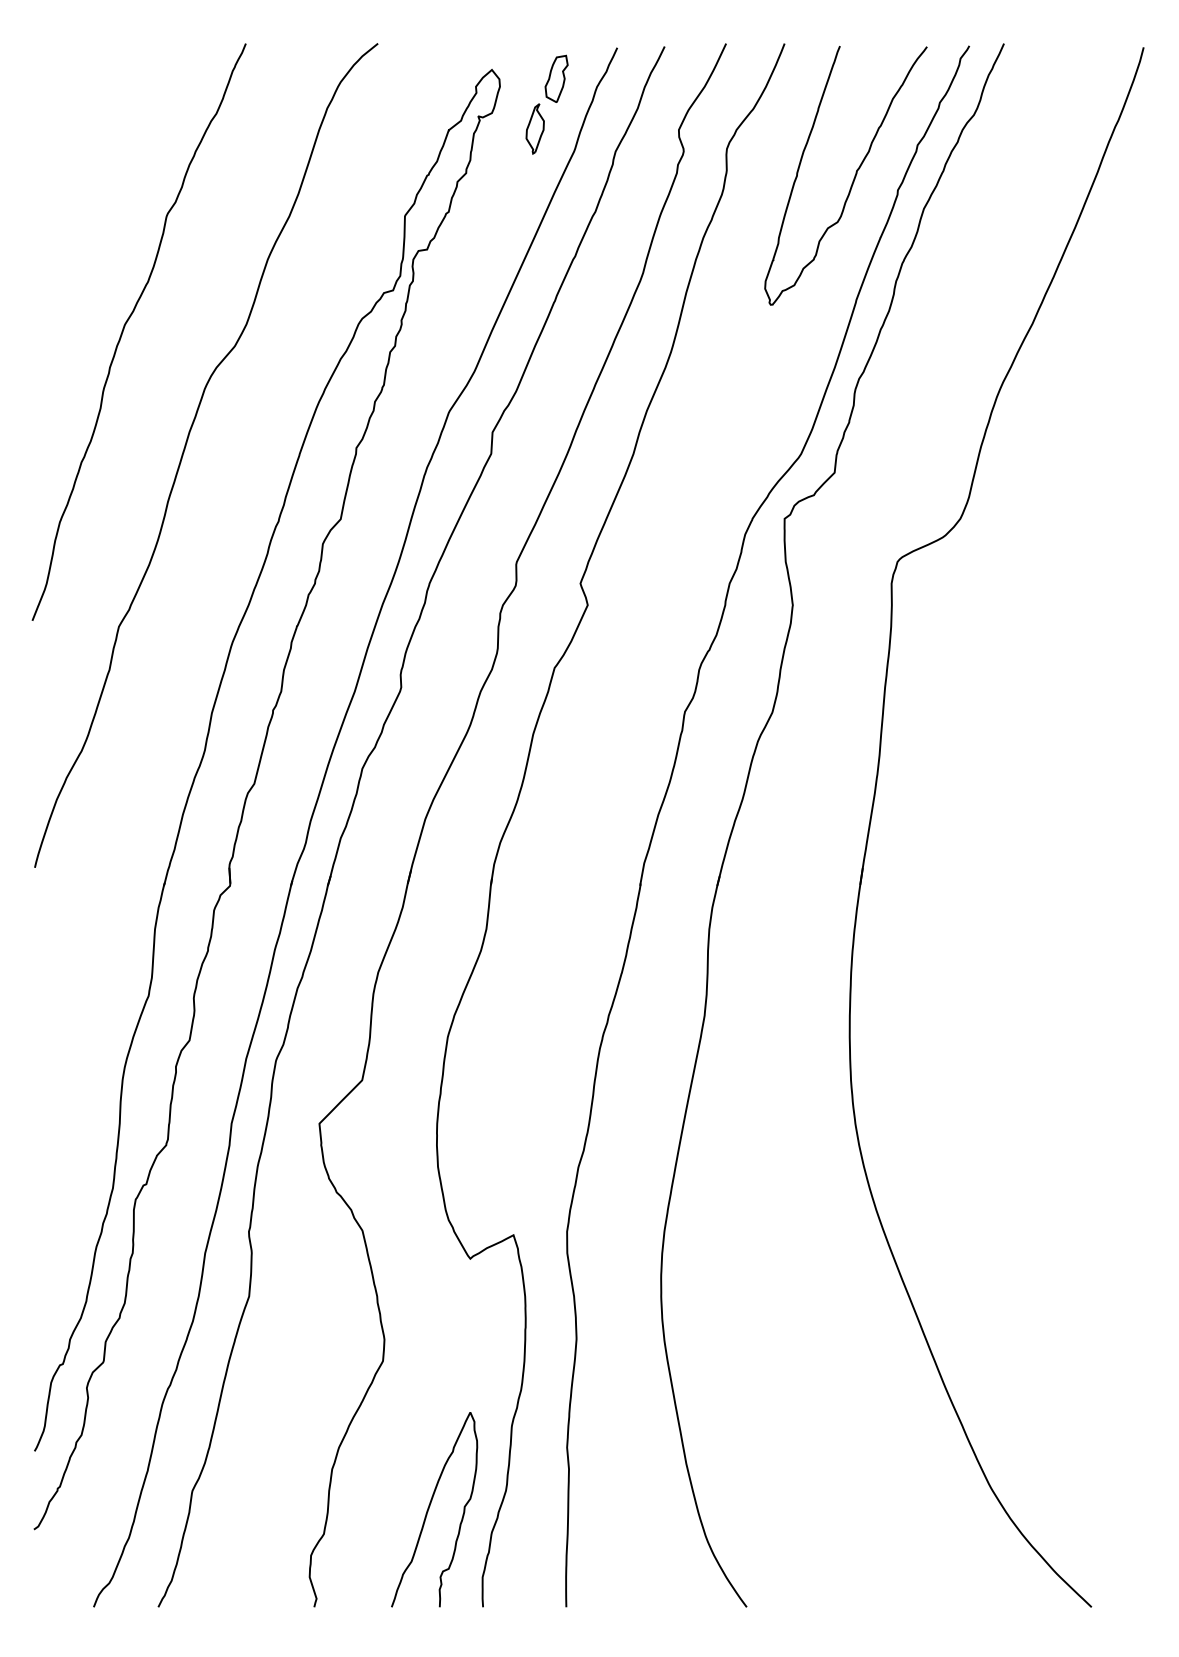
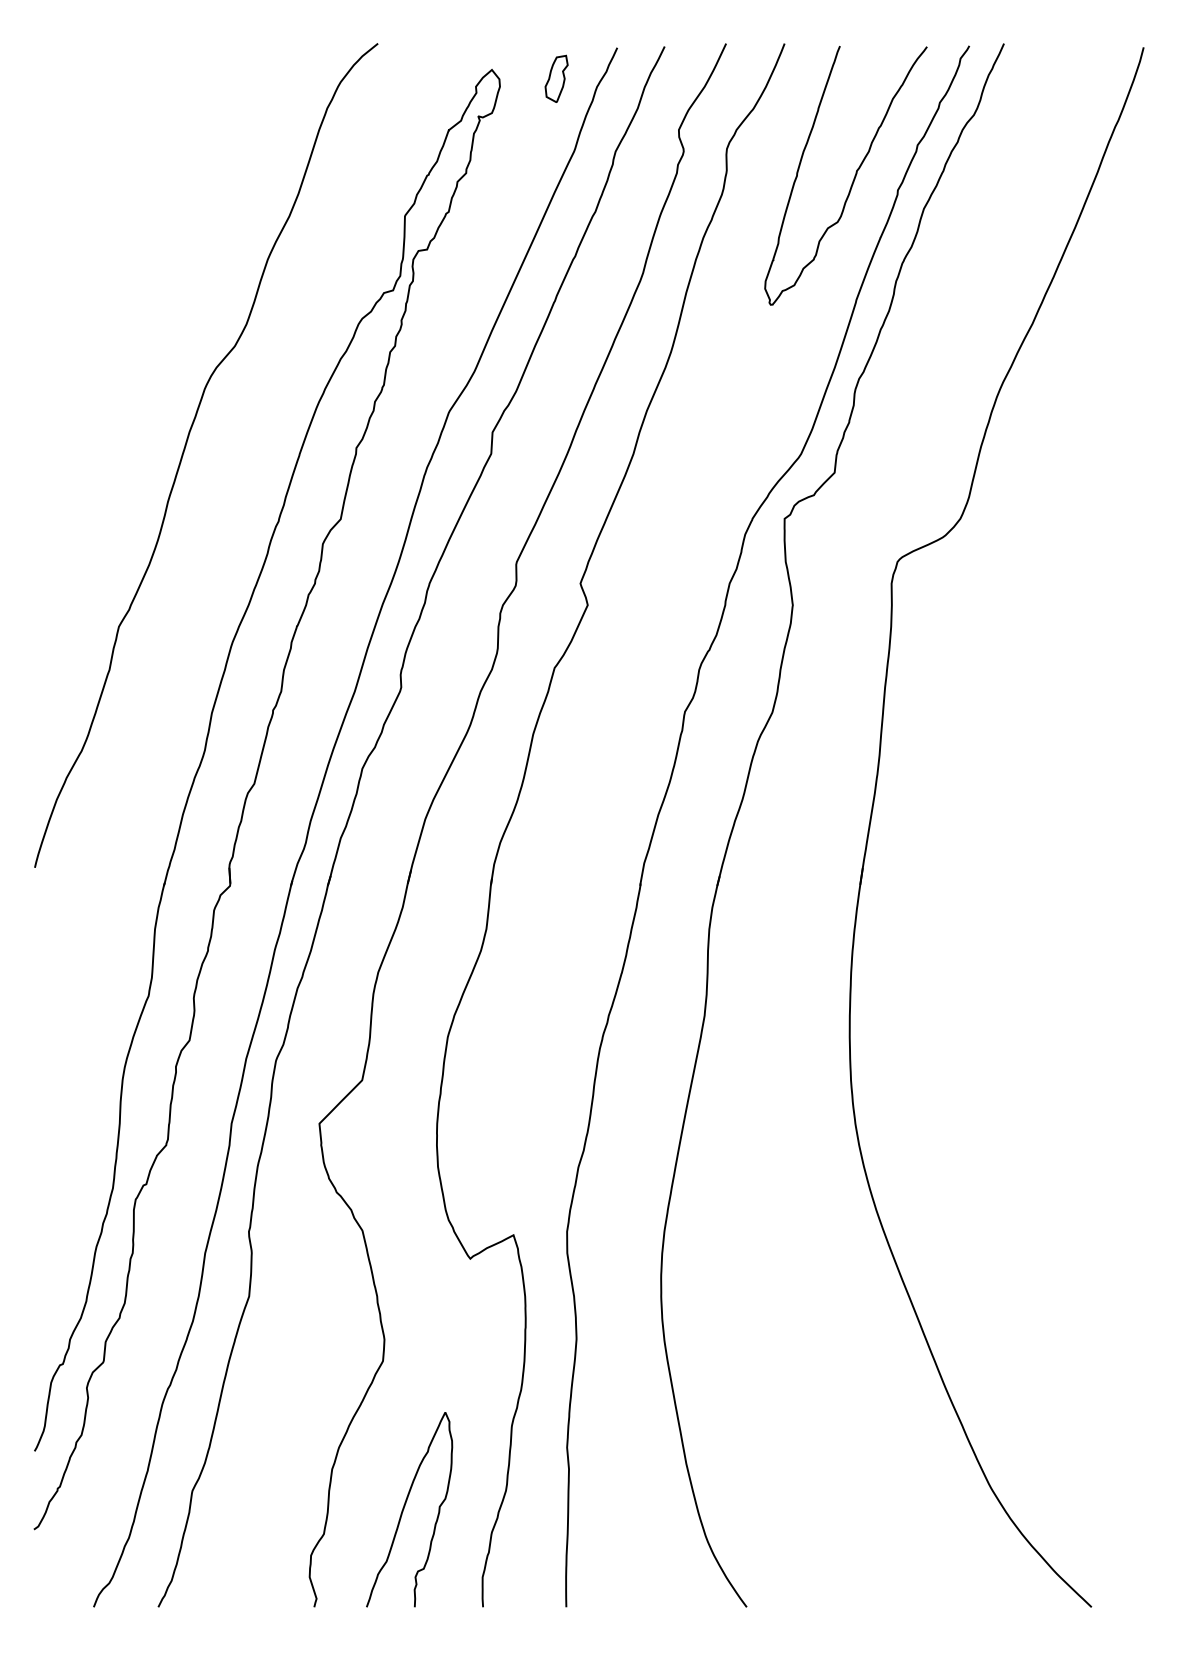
part: present -> none (534, 128)
curve: present -> none (126, 324)
curve position: (430, 1506) -> (405, 1506) (405, 1506)
